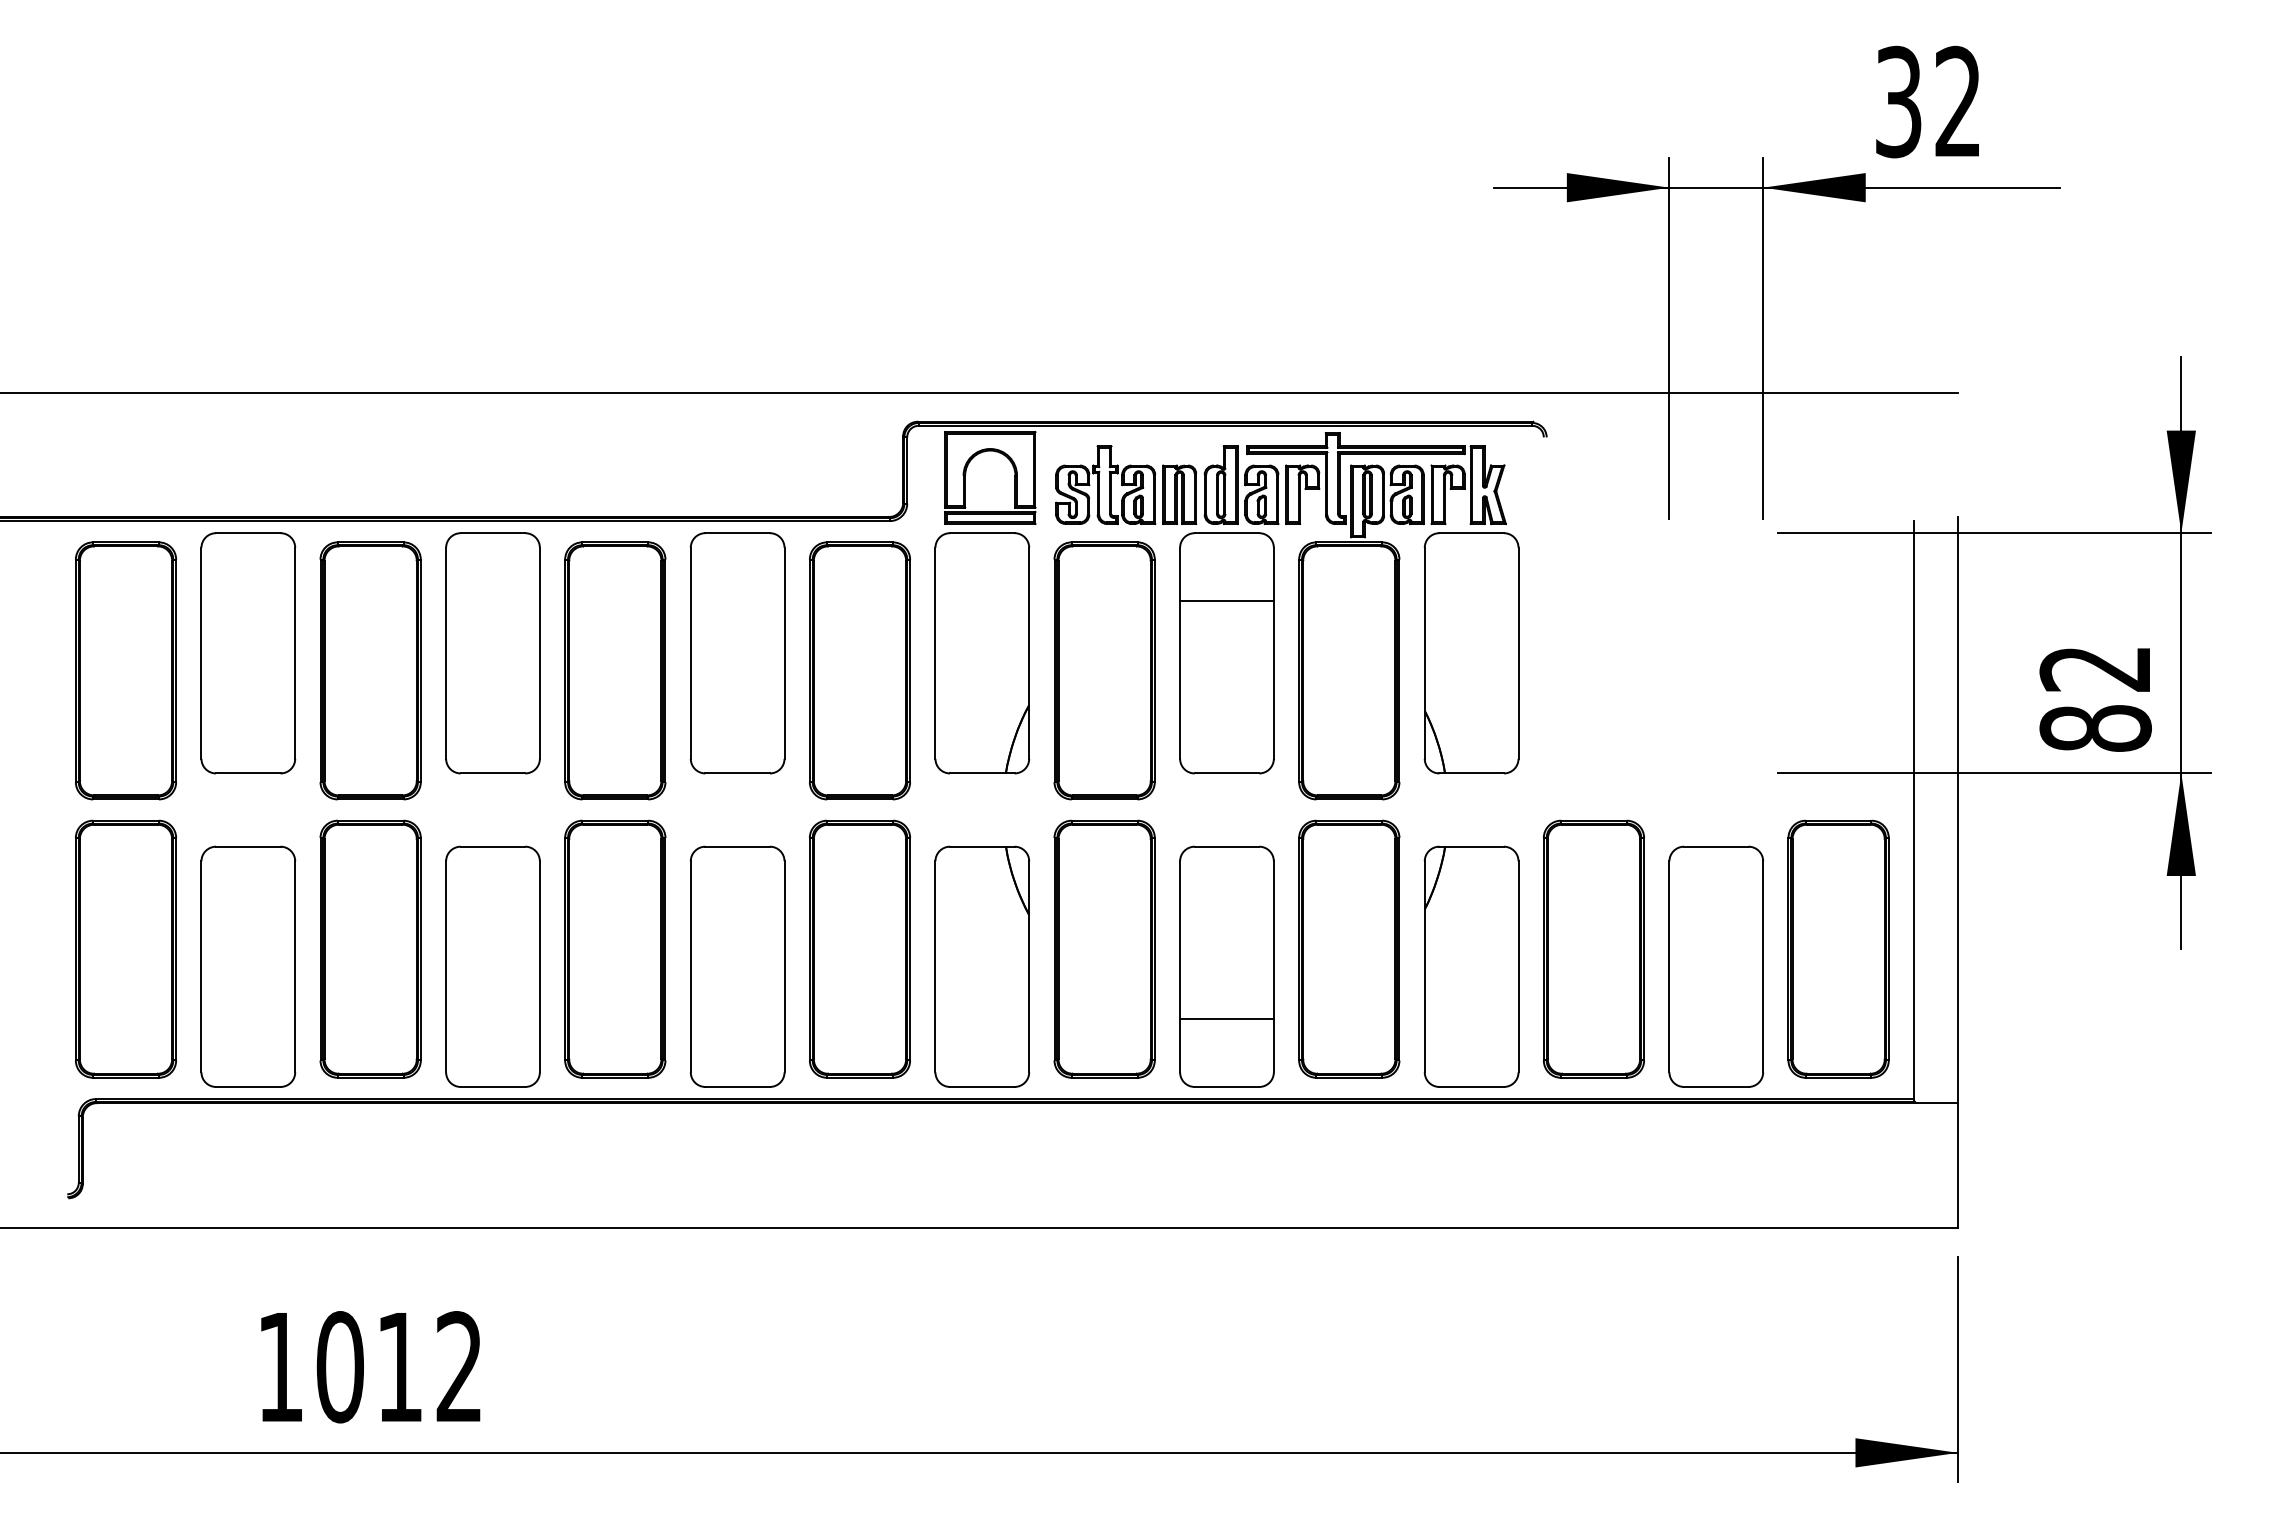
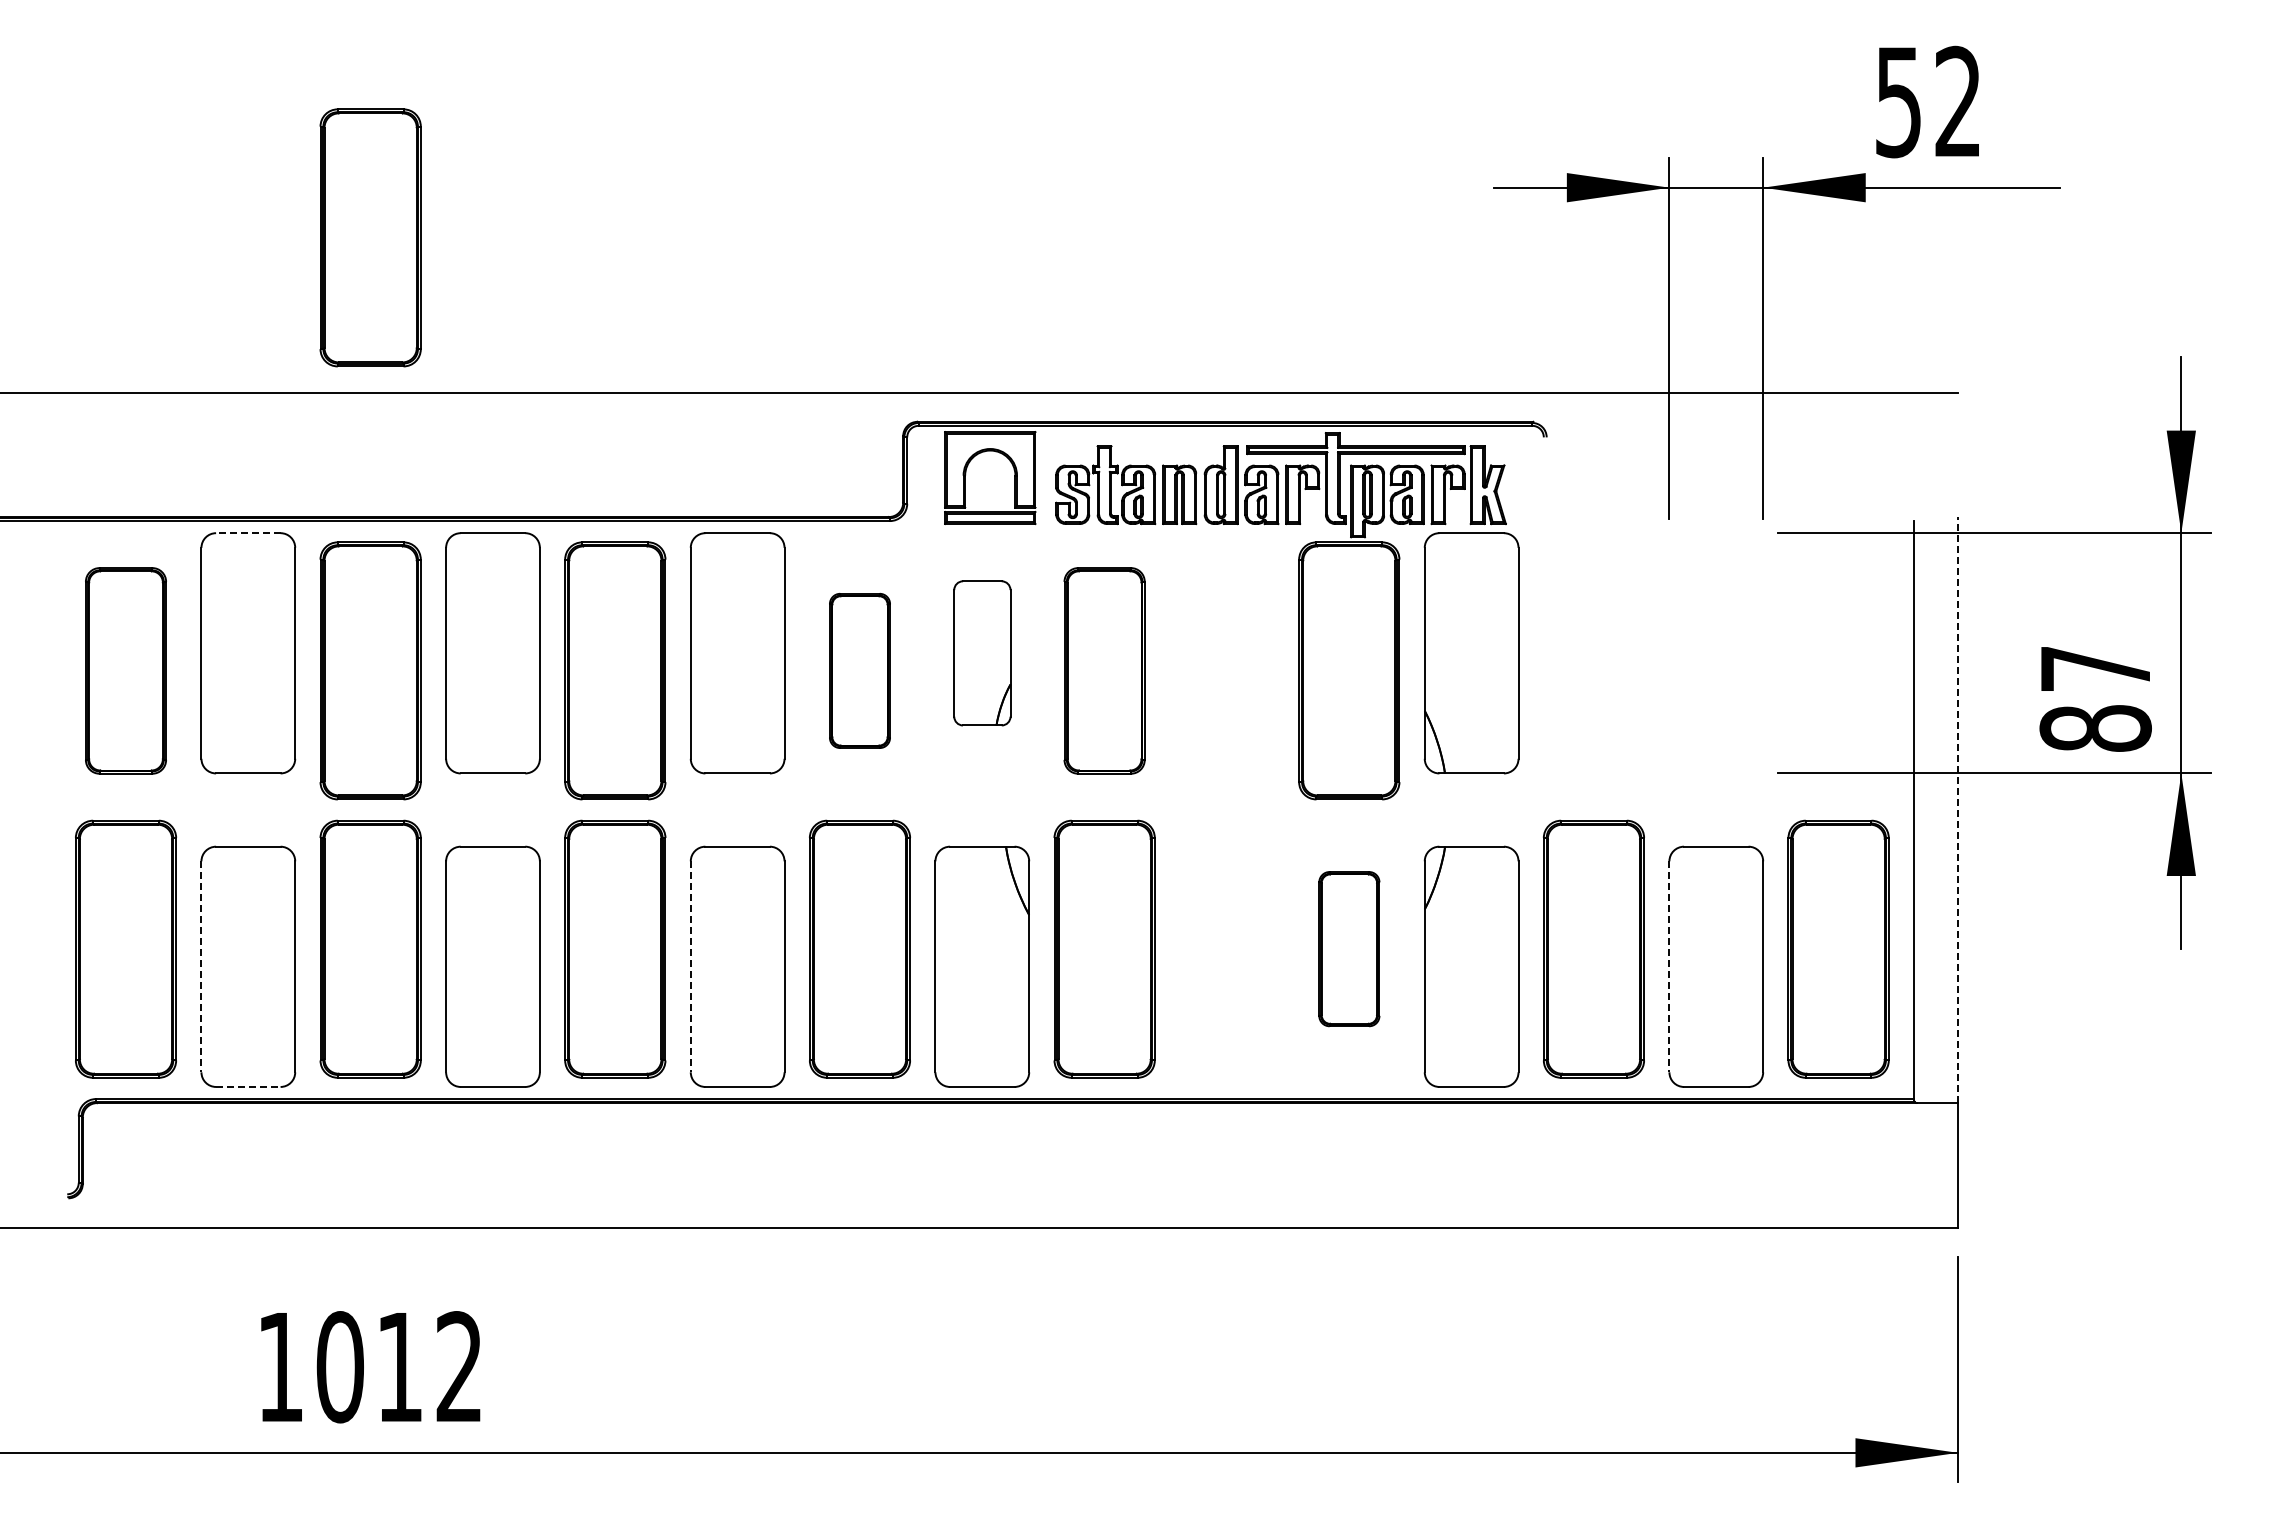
text: 32 -> 52 (1898, 101)
part: none -> present (370, 237)
line: solid -> dashed (247, 533)
part size: 97x243 px -> 59x147 px (982, 653)
part: present -> none (1226, 653)
text: 82 -> 87 (2094, 669)
part size: 102x260 px -> 82x208 px (125, 670)
part size: 102x260 px -> 62x157 px (859, 670)
part size: 103x260 px -> 83x208 px (1104, 670)
line: solid -> dashed (1958, 809)
part size: 103x260 px -> 63x157 px (1349, 949)
line: solid -> dashed (201, 966)
line: solid -> dashed (690, 966)
part: present -> none (1226, 966)
line: solid -> dashed (1669, 966)
line: solid -> dashed (248, 1086)
